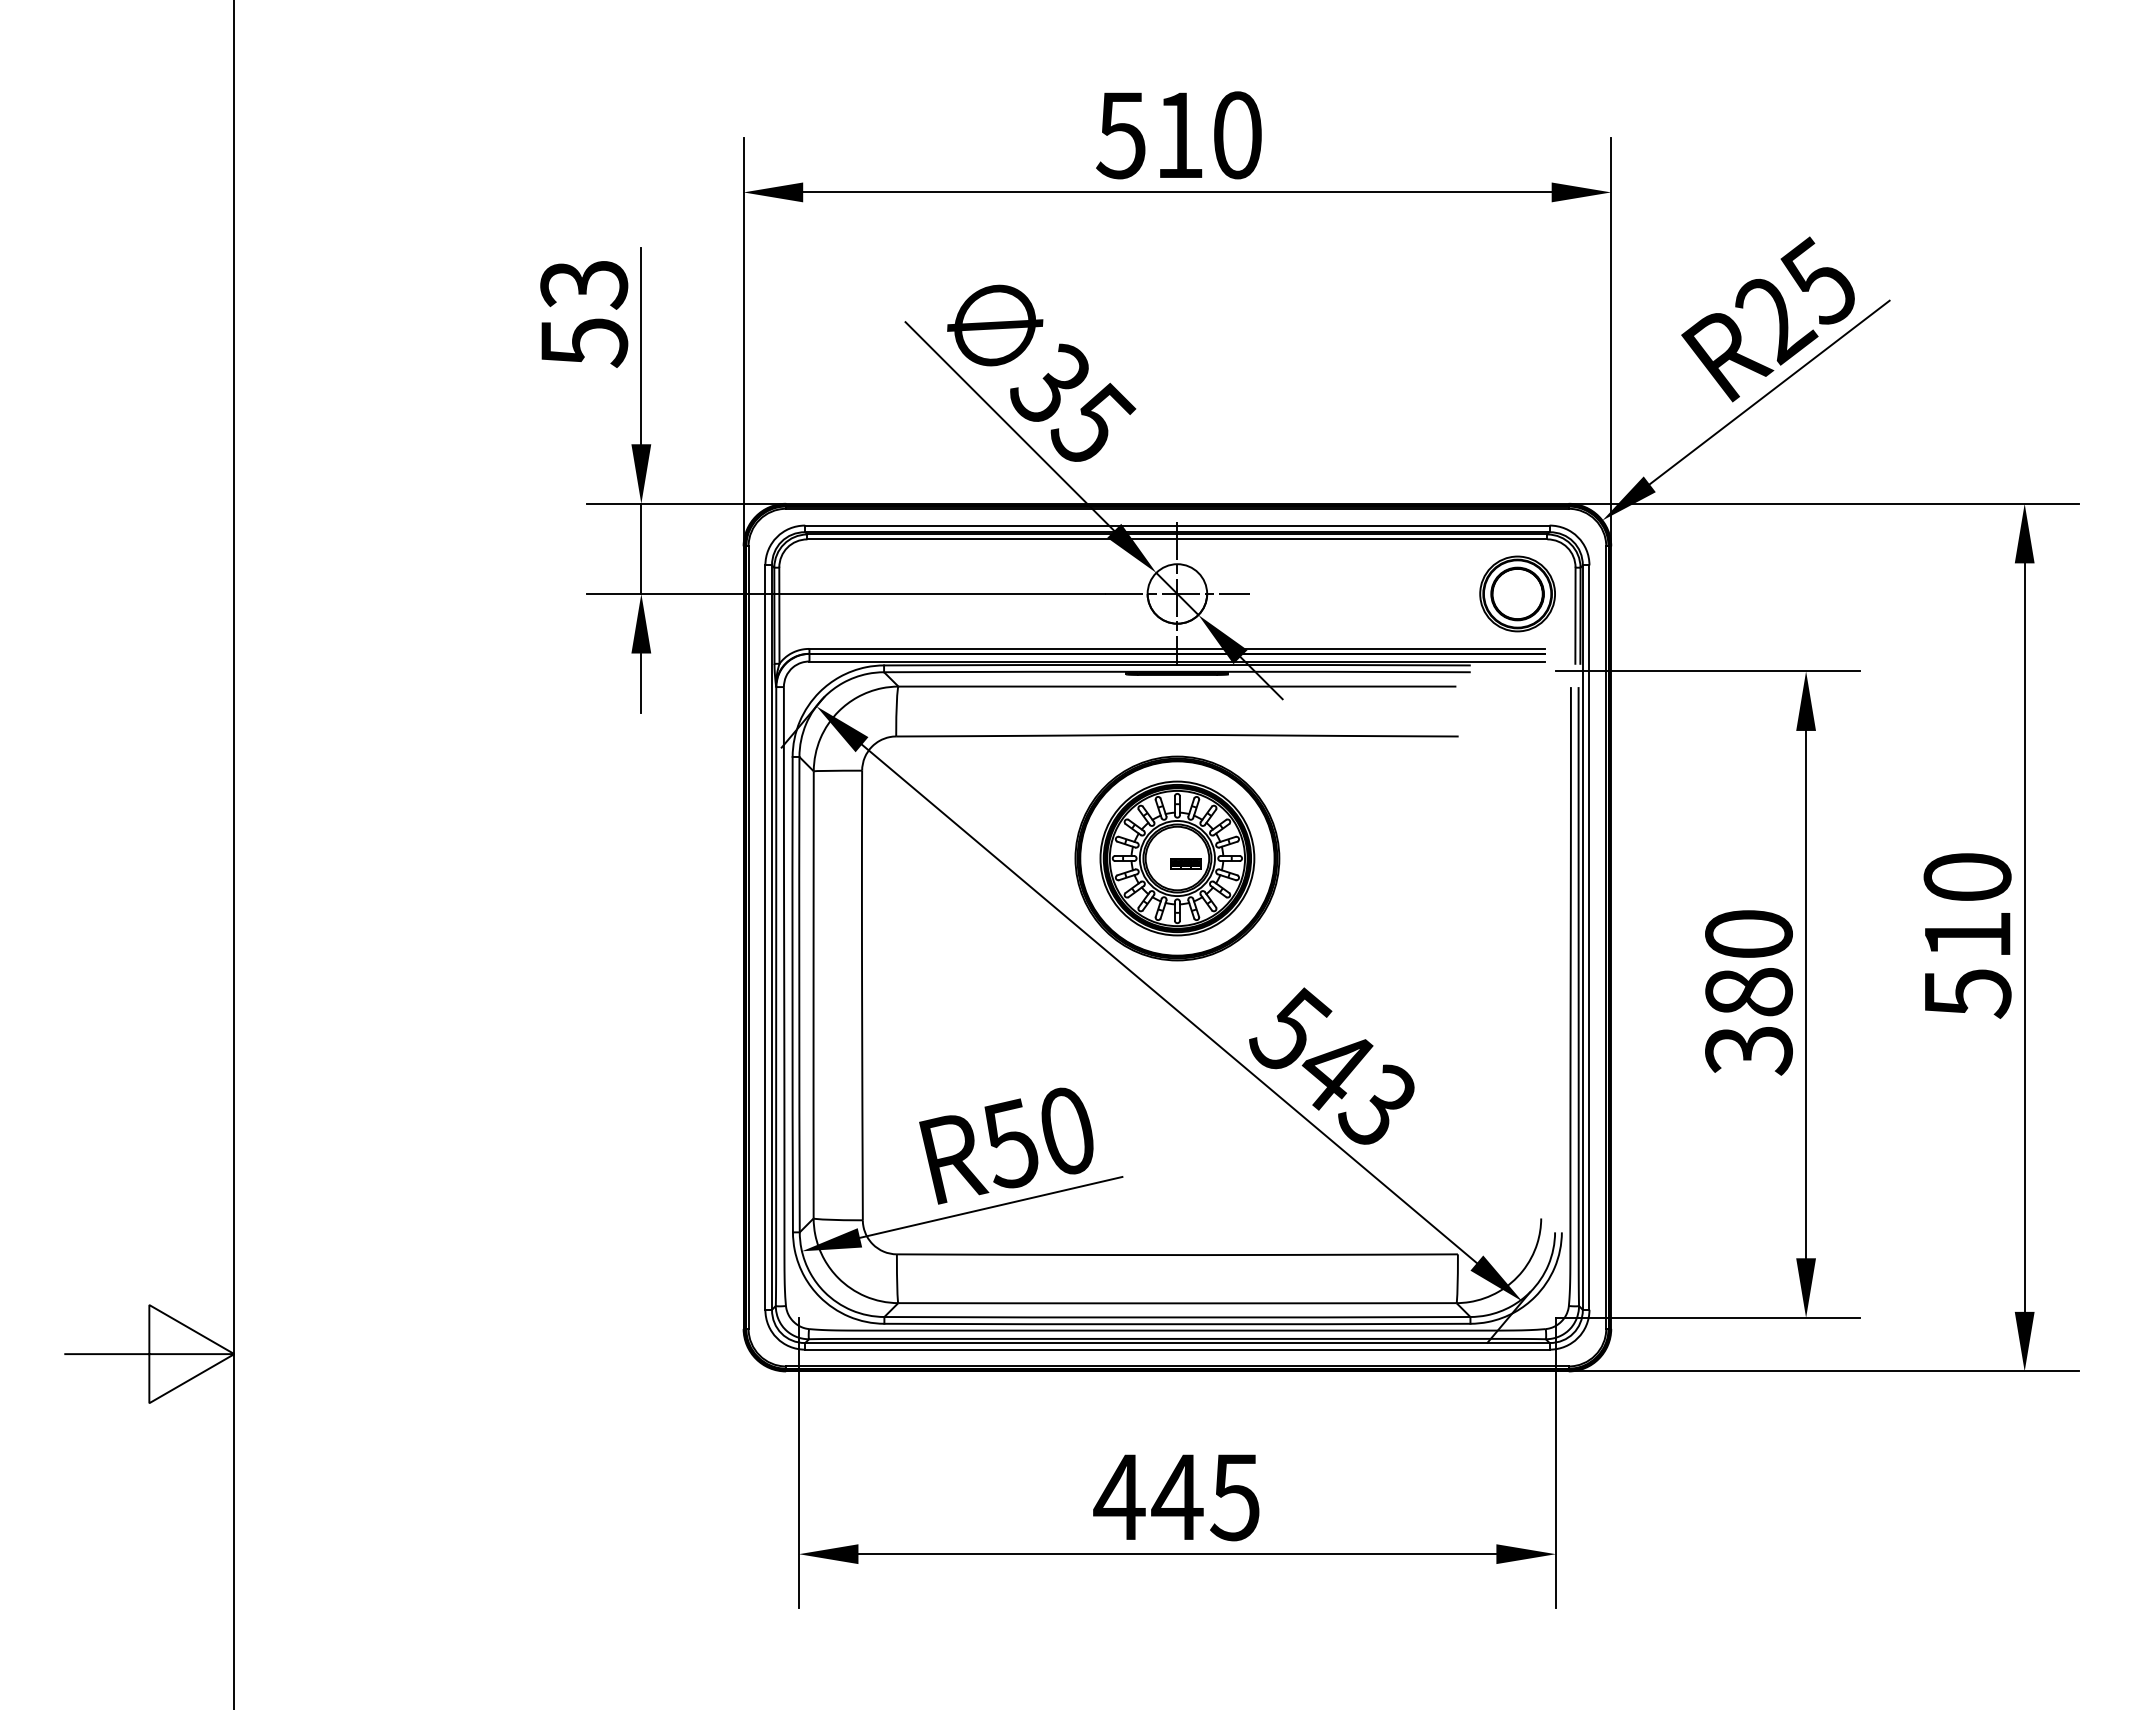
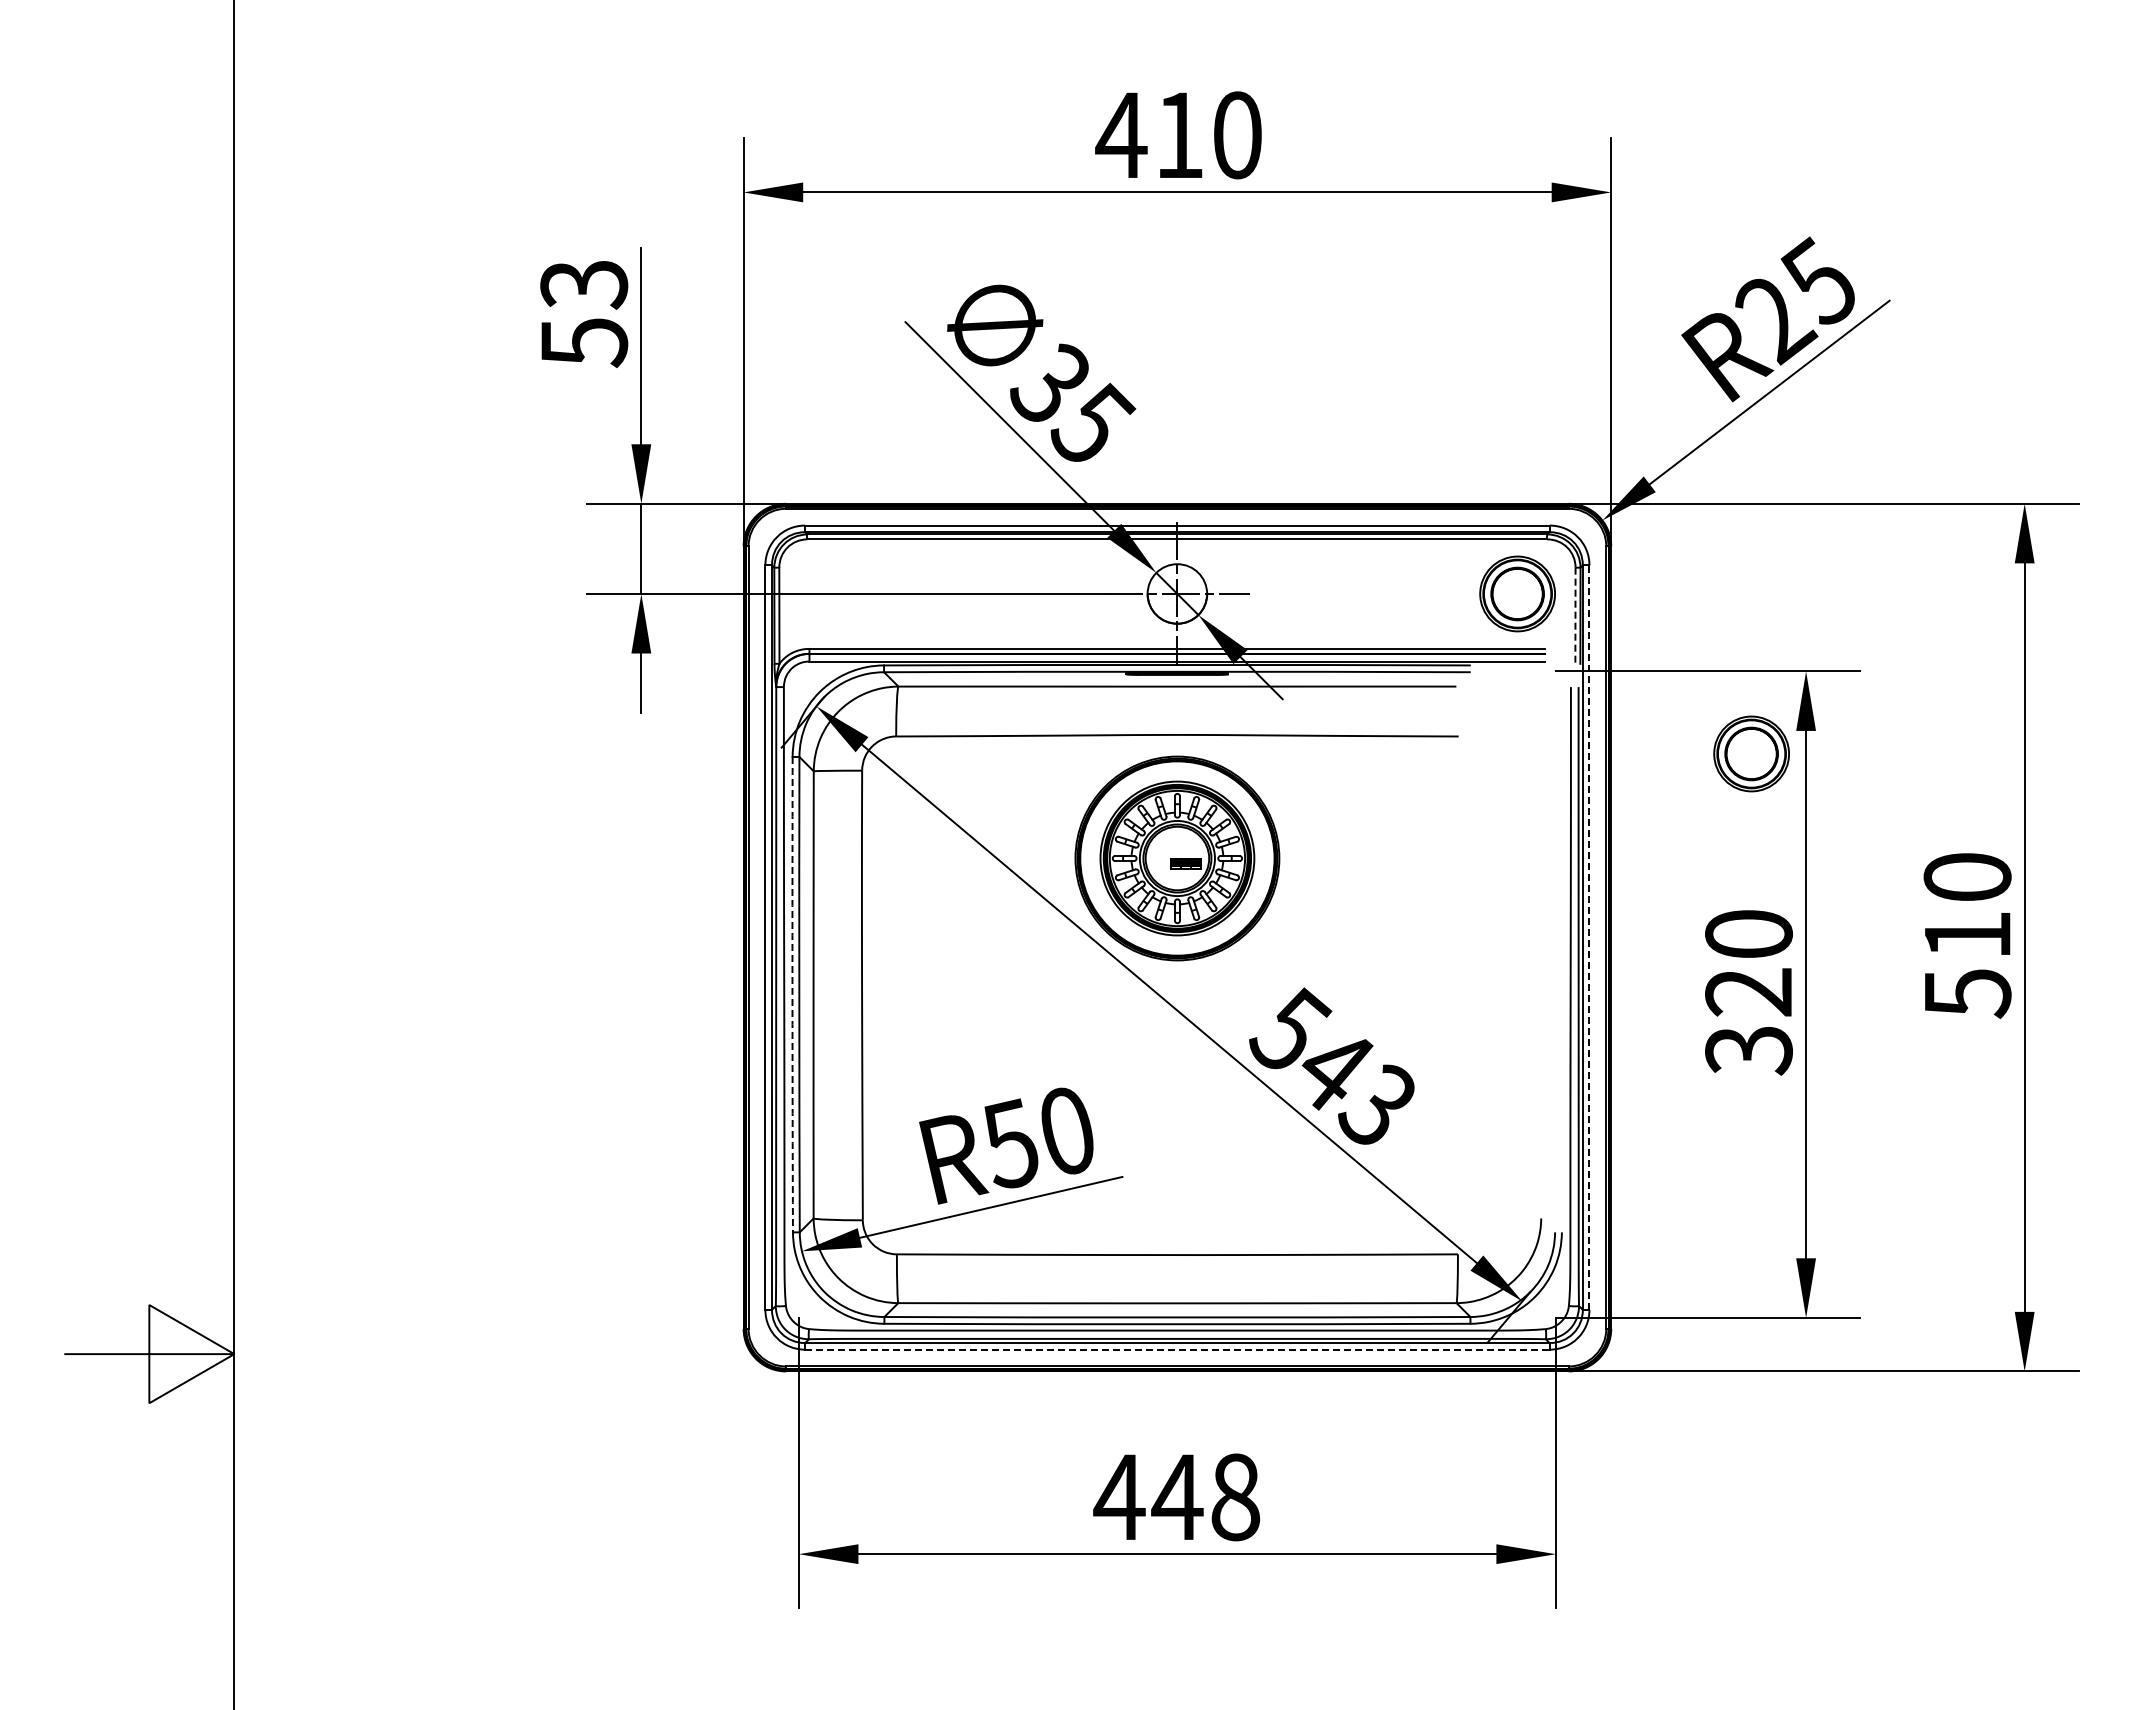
text: 510 -> 410 (1121, 135)
line: solid -> dashed (1575, 616)
part: none -> present (1751, 753)
line: solid -> dashed (1589, 937)
text: 380 -> 320 (1748, 992)
arc: solid -> dashed (792, 994)
line: solid -> dashed (1177, 1349)
text: 445 -> 448 (1235, 1497)
